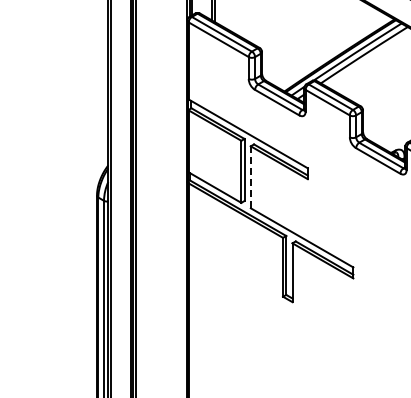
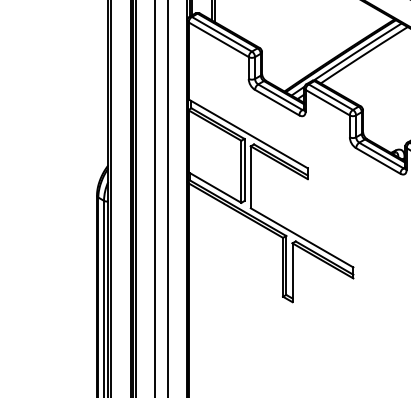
line: dashed -> solid (250, 177)
line: none -> present (155, 198)
line: none -> present (167, 198)
